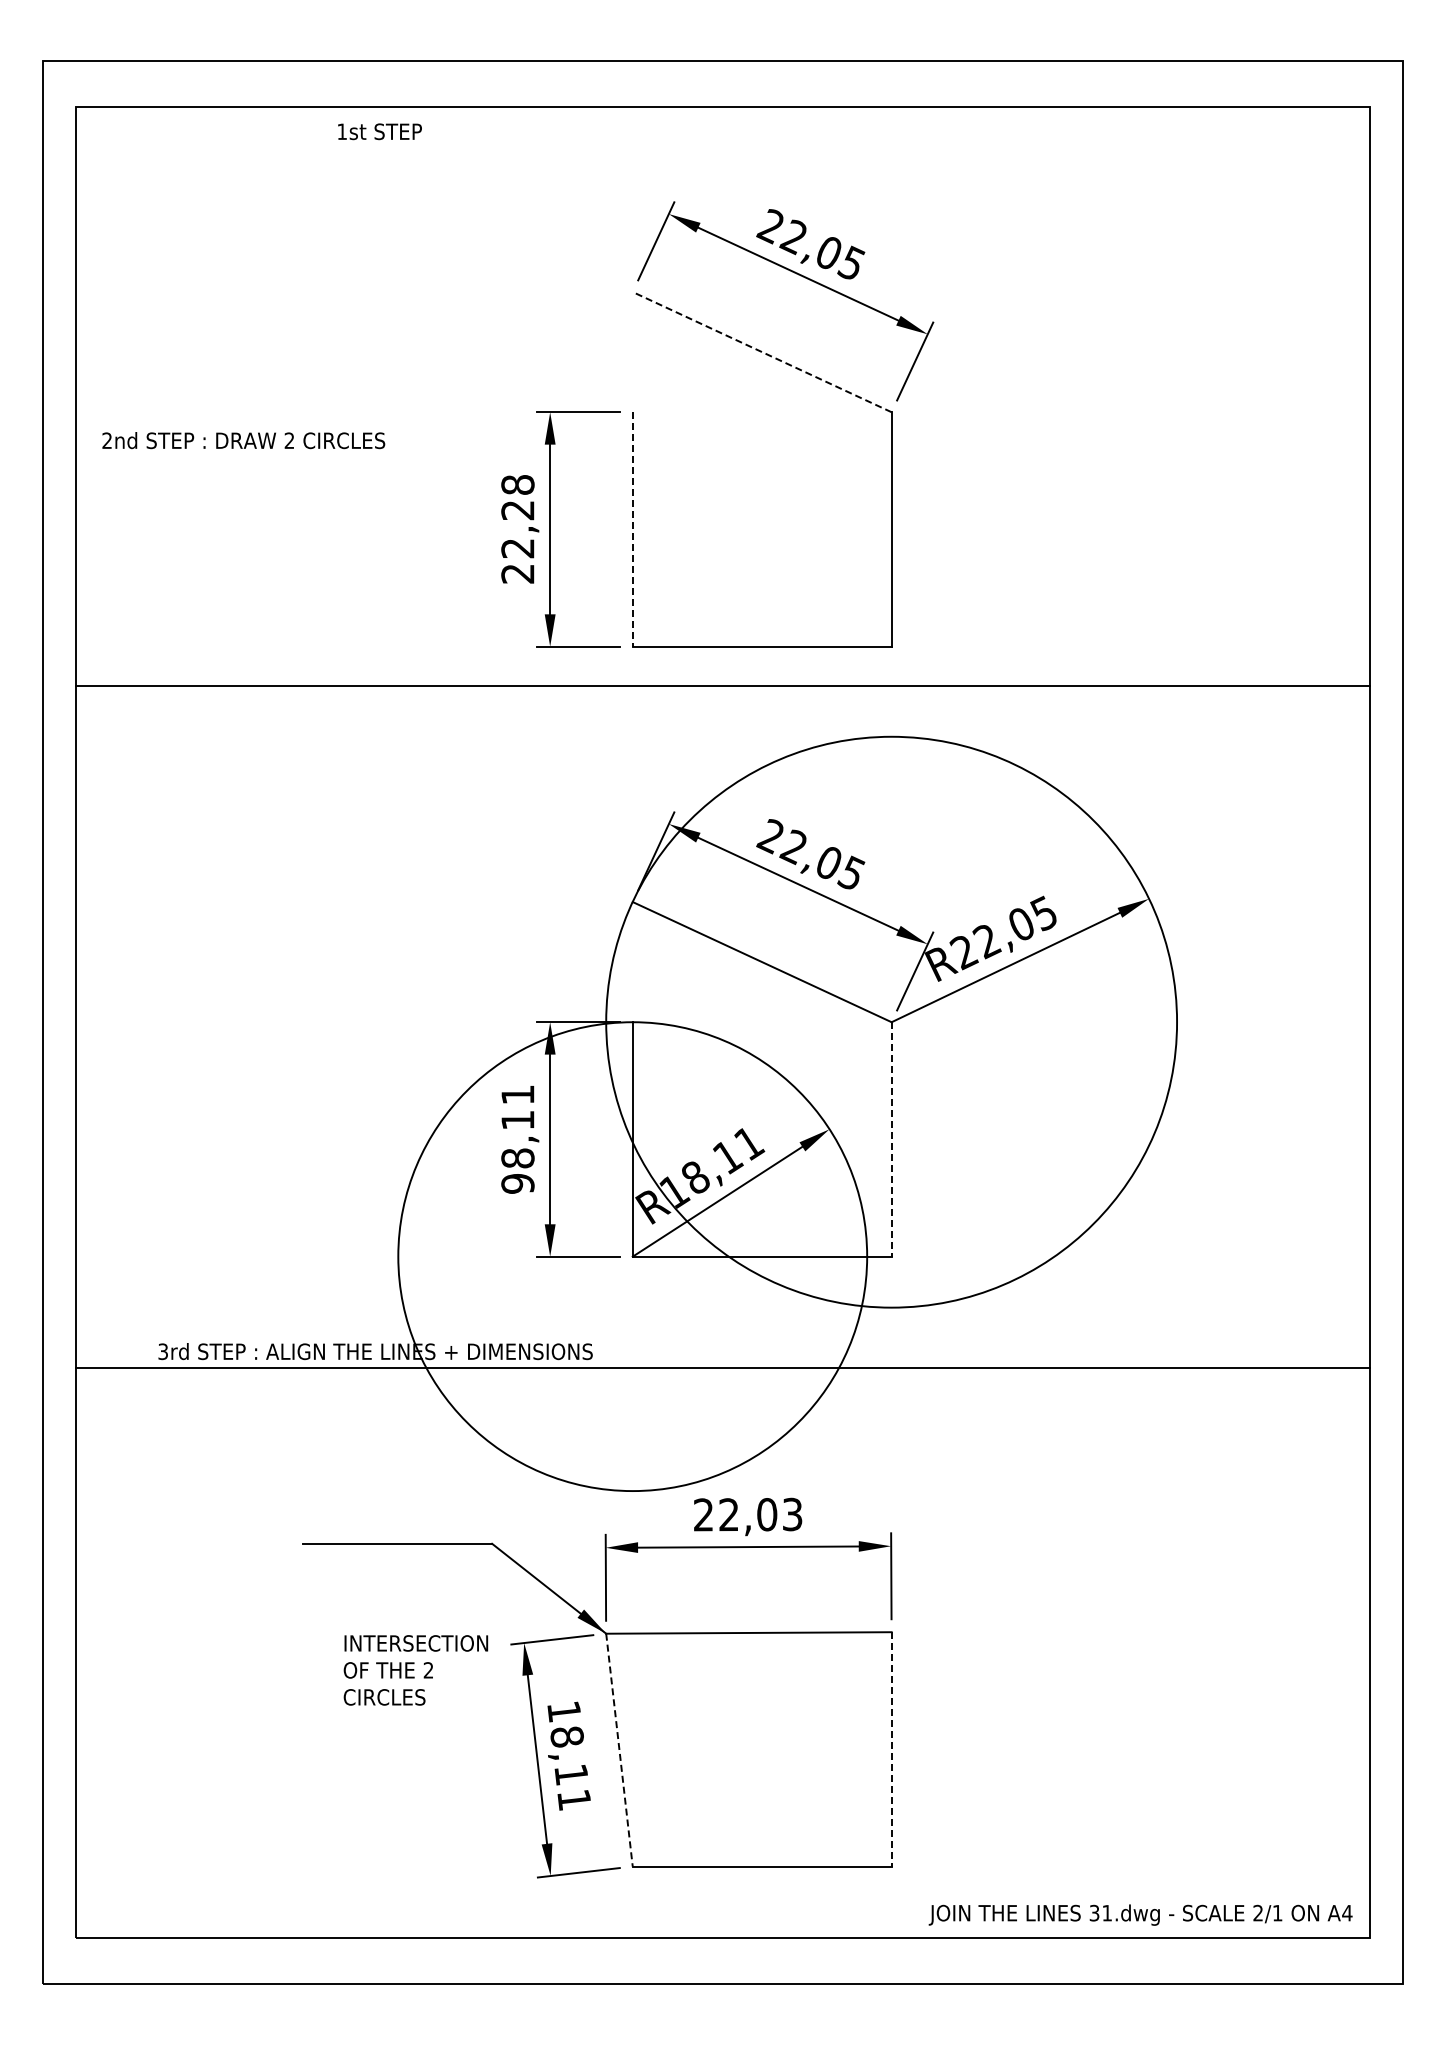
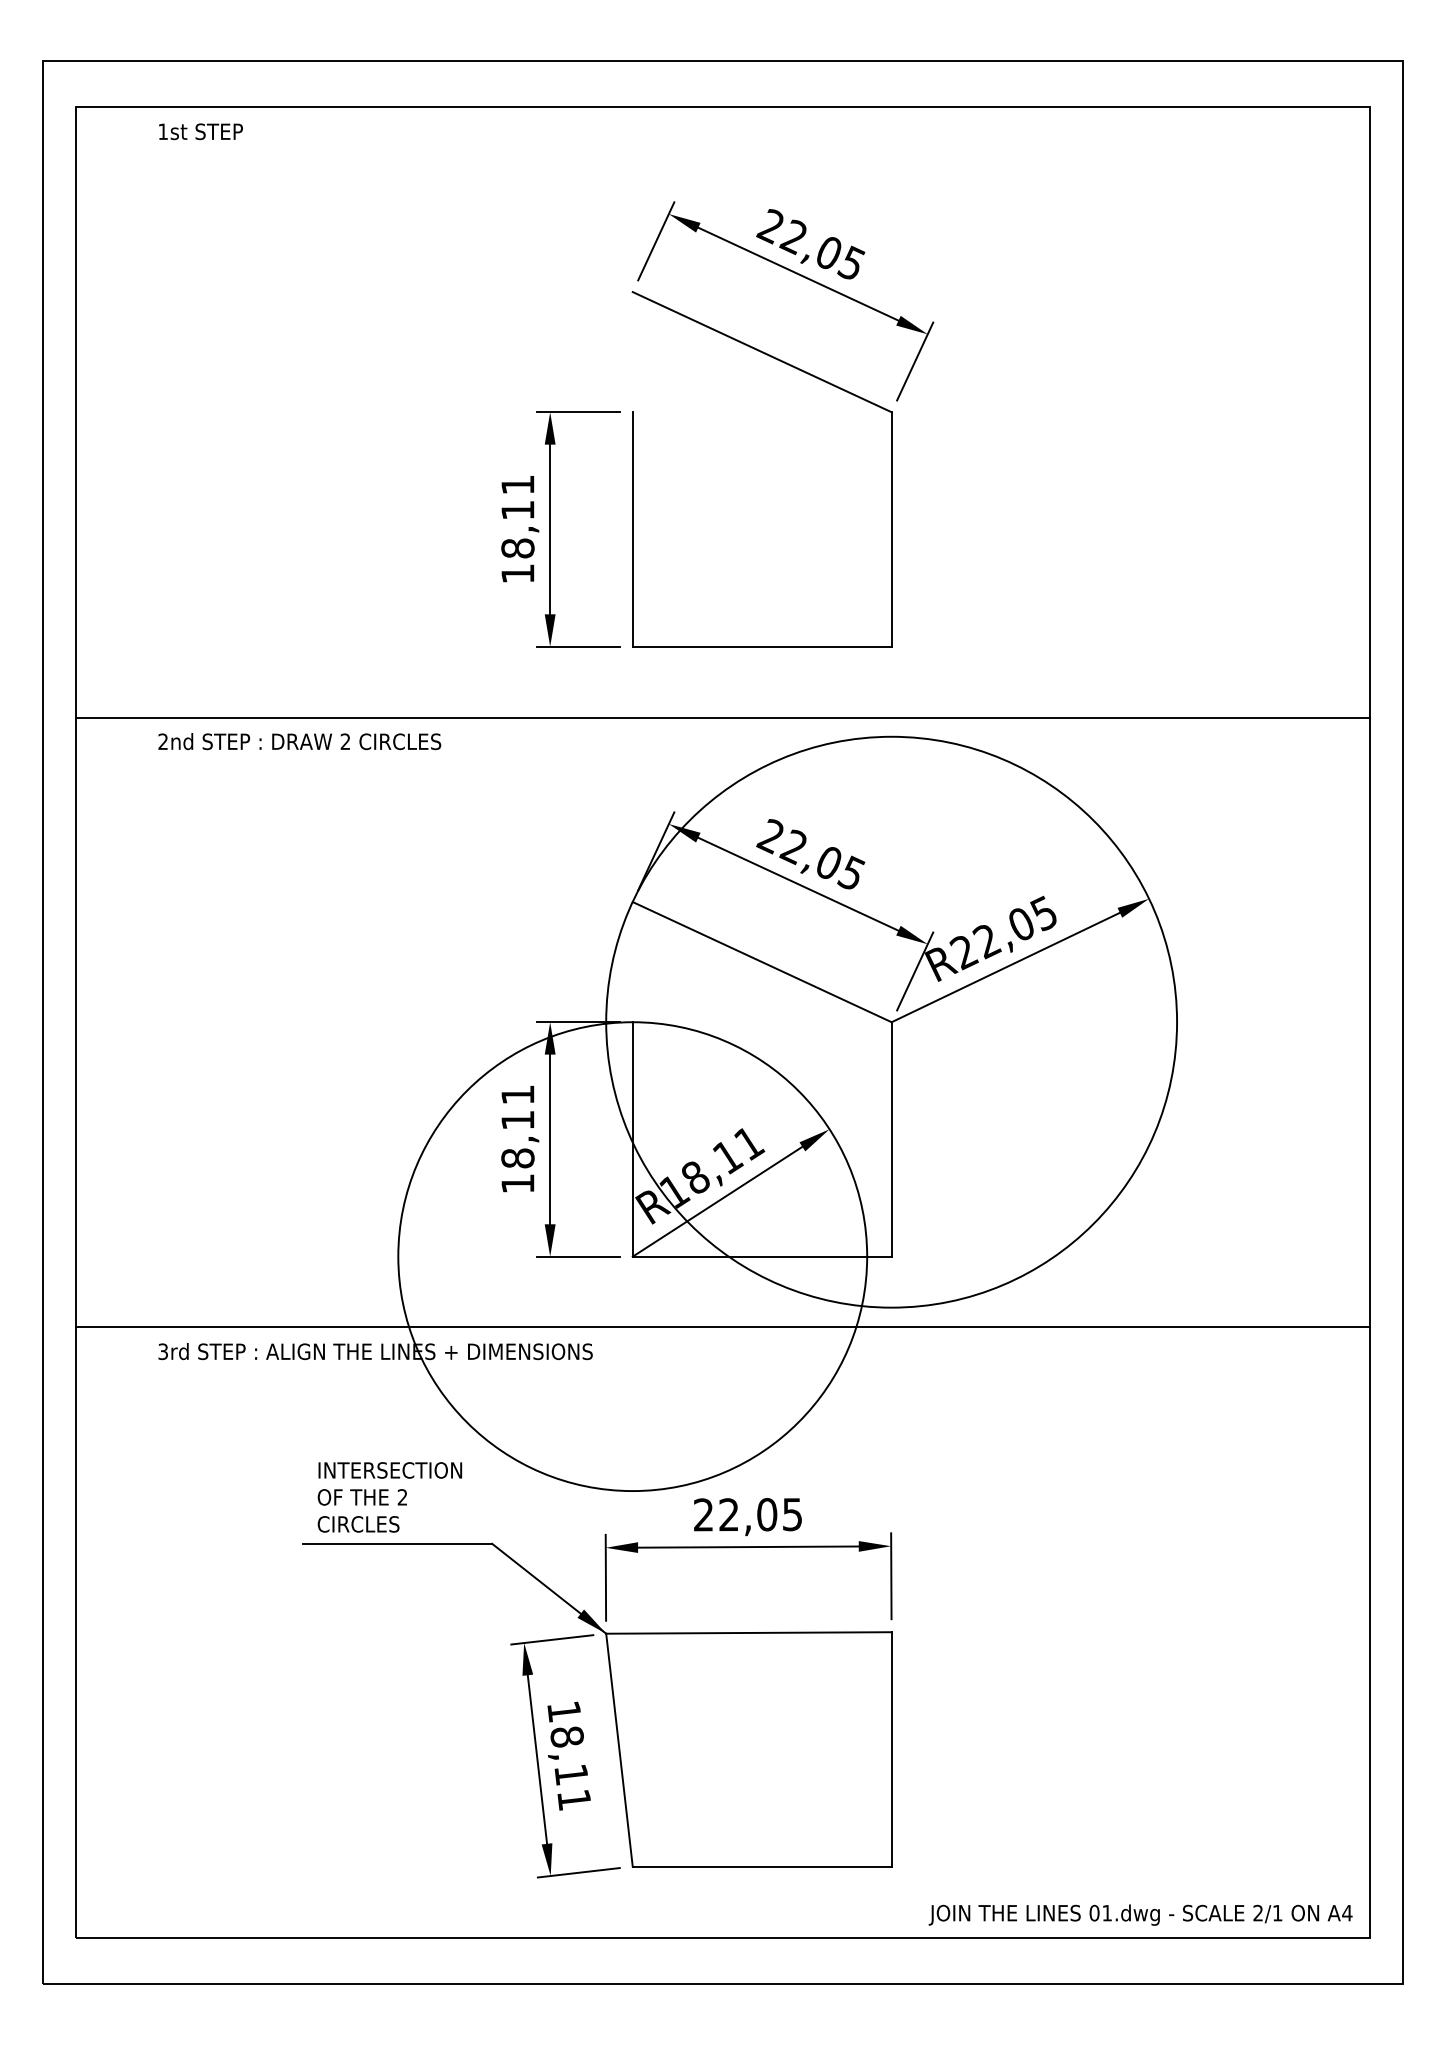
text position: (379, 131) -> (200, 131) (200, 131)
line: dashed -> solid (762, 352)
text position: (243, 440) -> (299, 741) (299, 741)
text: 22,28 -> 18,11 (517, 529)
line: dashed -> solid (632, 529)
line position: (722, 685) -> (722, 717) (722, 717)
line: dashed -> solid (891, 1139)
text: 98,11 -> 18,11 (517, 1183)
line position: (722, 1368) -> (722, 1327) (722, 1327)
text: 22,03 -> 22,05 (792, 1513)
text position: (415, 1670) -> (389, 1497) (389, 1497)
line: dashed -> solid (891, 1749)
line: dashed -> solid (619, 1750)
text: 31.dwg -> 01.dwg (1094, 1912)
